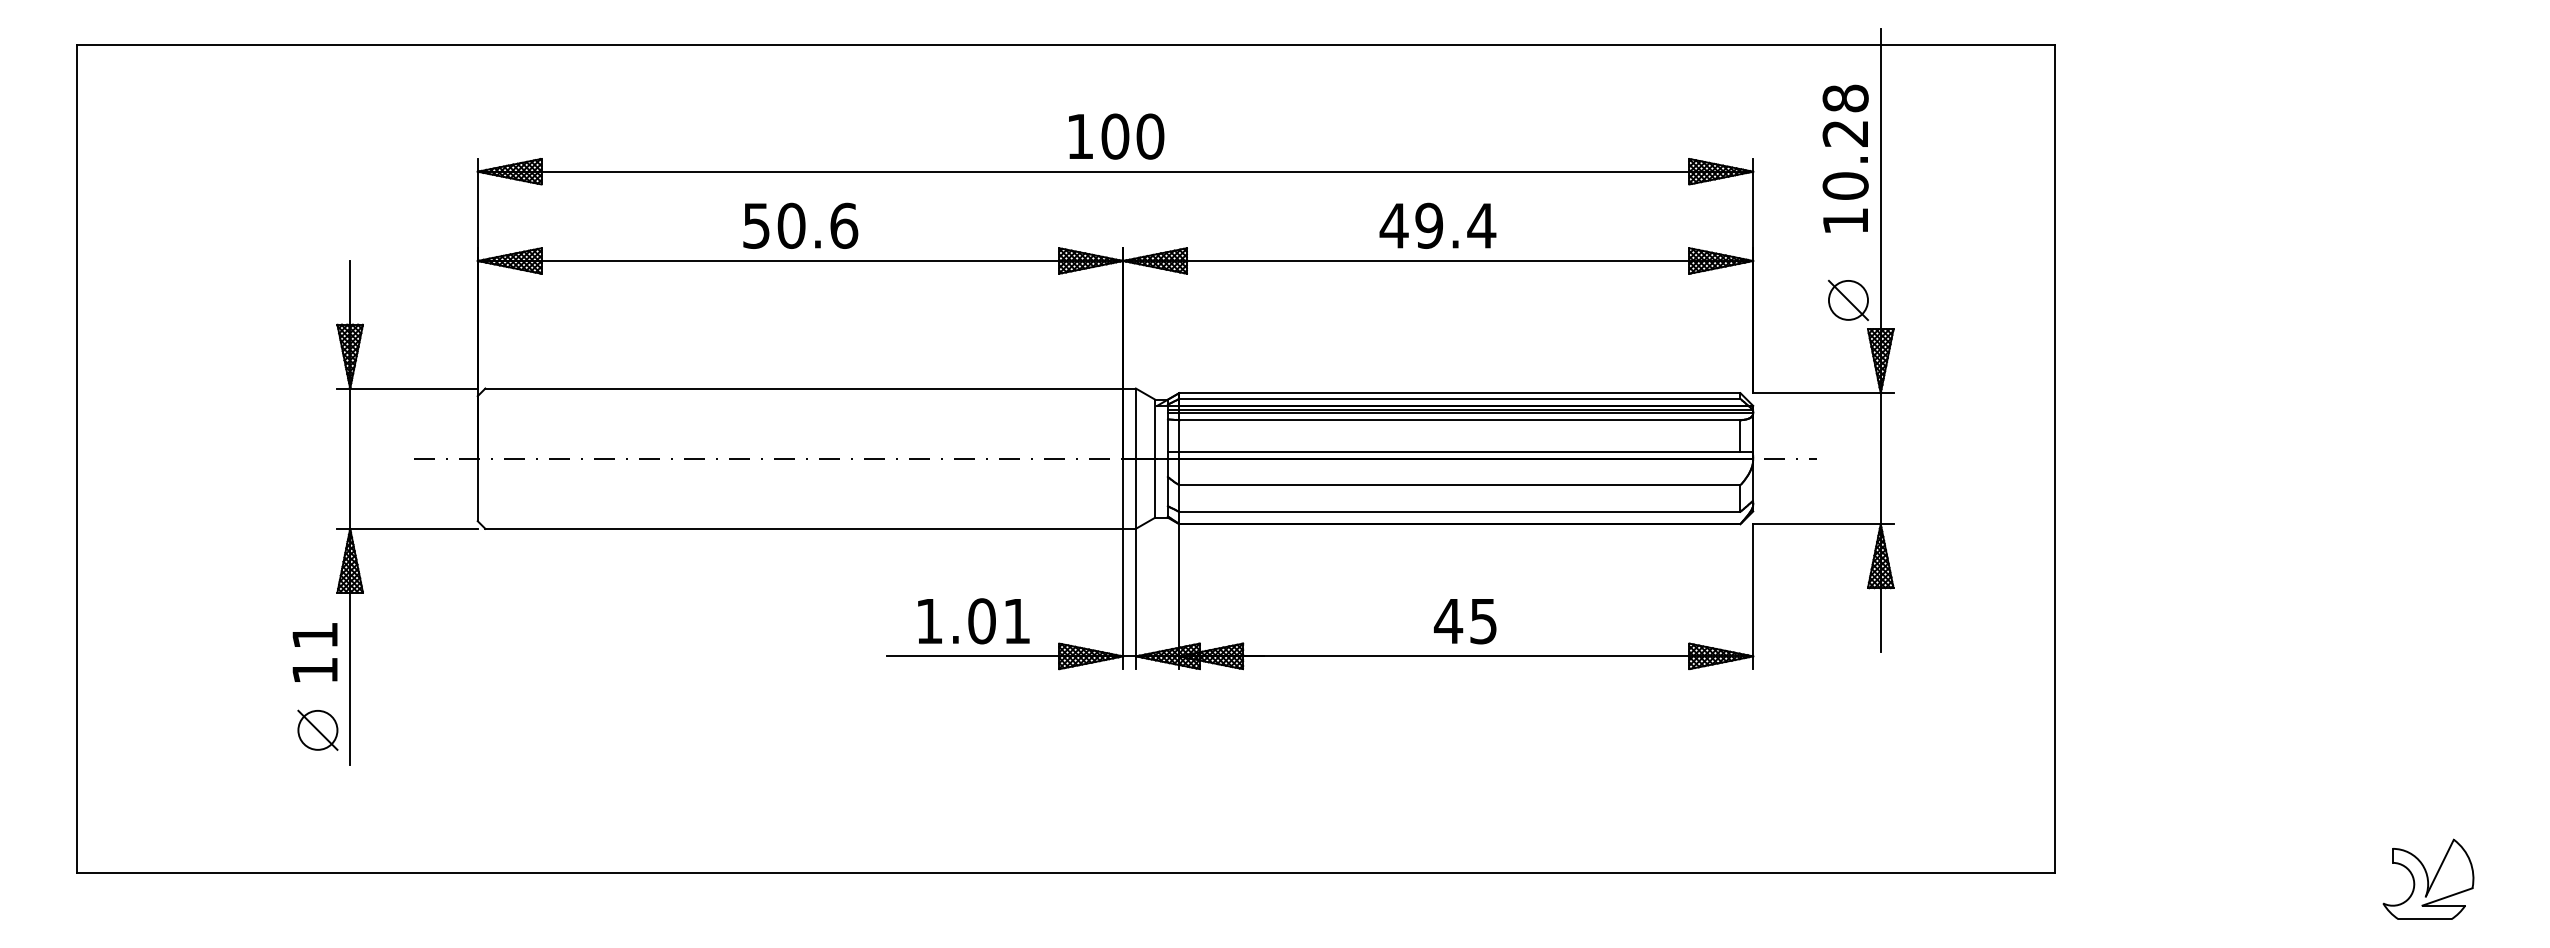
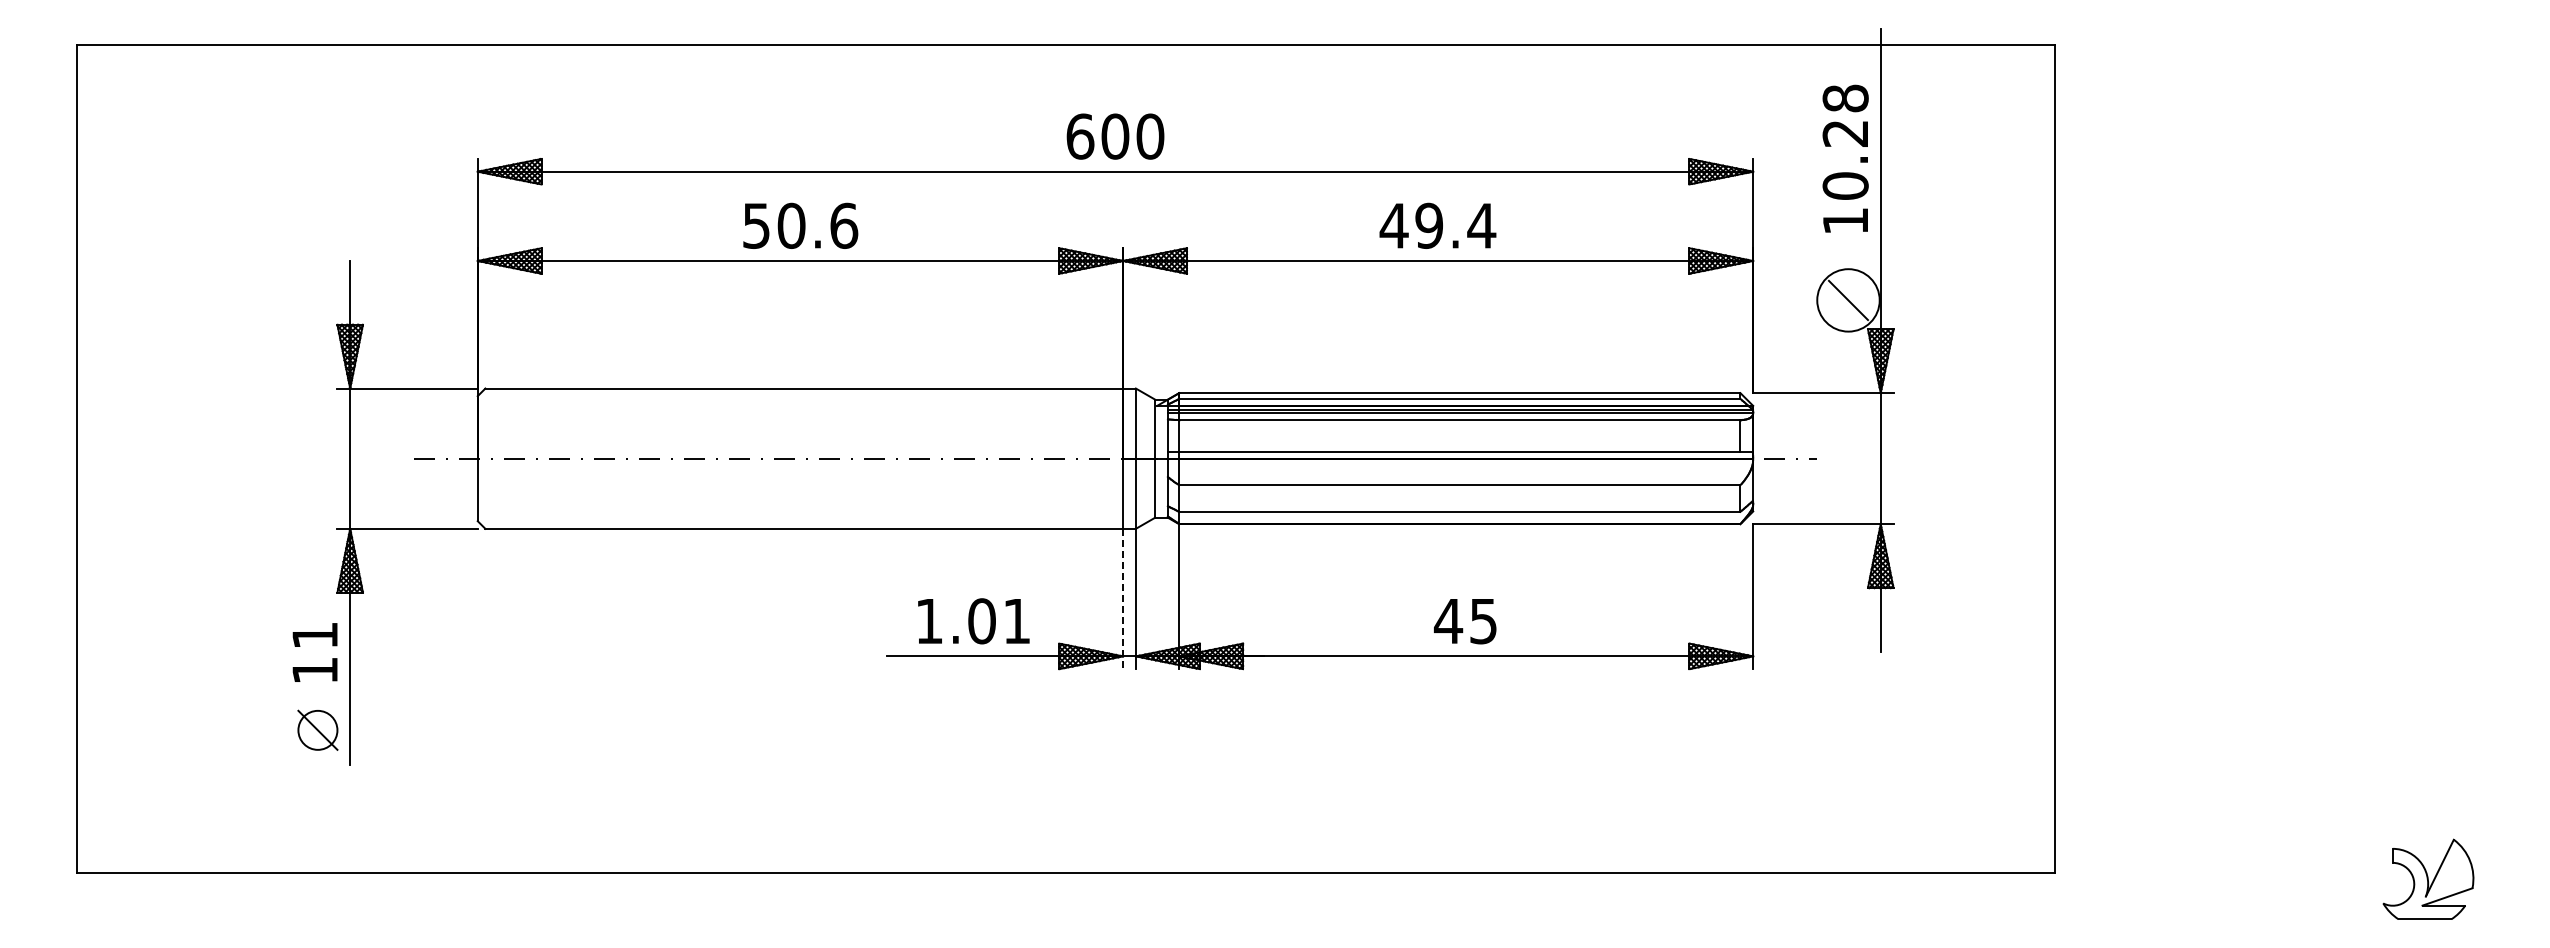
text: 100 -> 600 (1080, 136)
circle diameter: 39 px -> 62 px (1848, 300)
line: solid -> dashed (1123, 599)
